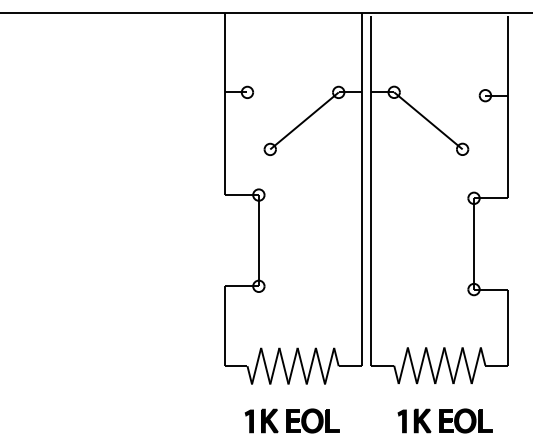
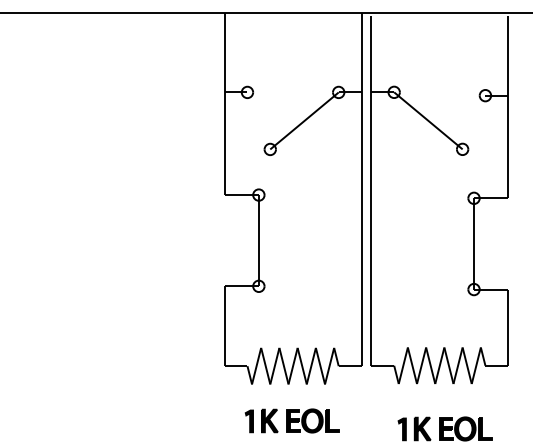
part position: (444, 420) -> (444, 428) (444, 428)
